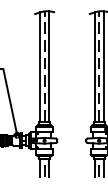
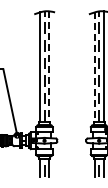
line: solid -> dashed (49, 67)
line: solid -> dashed (94, 67)
